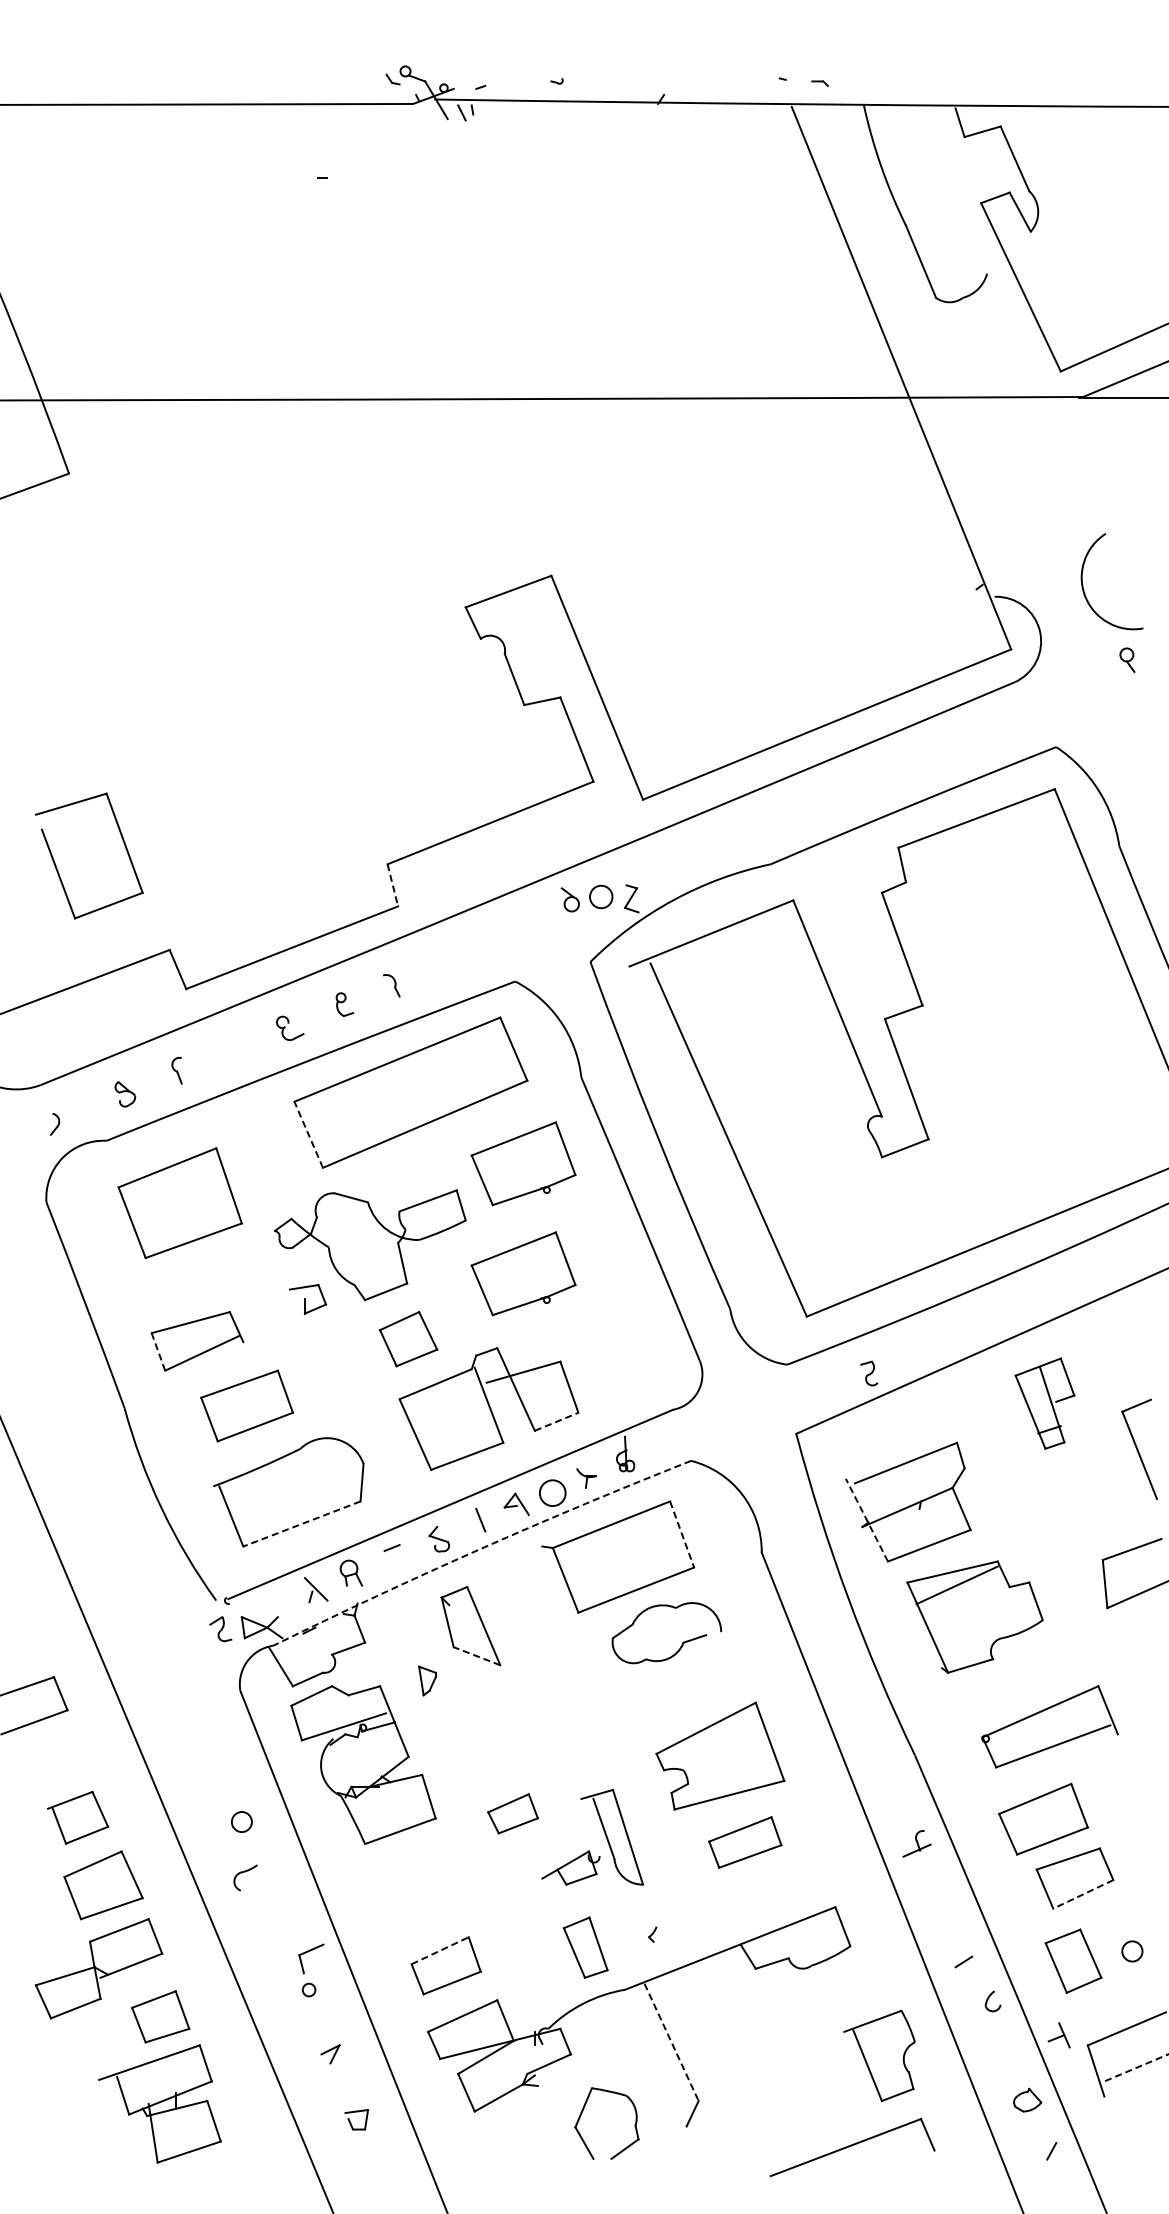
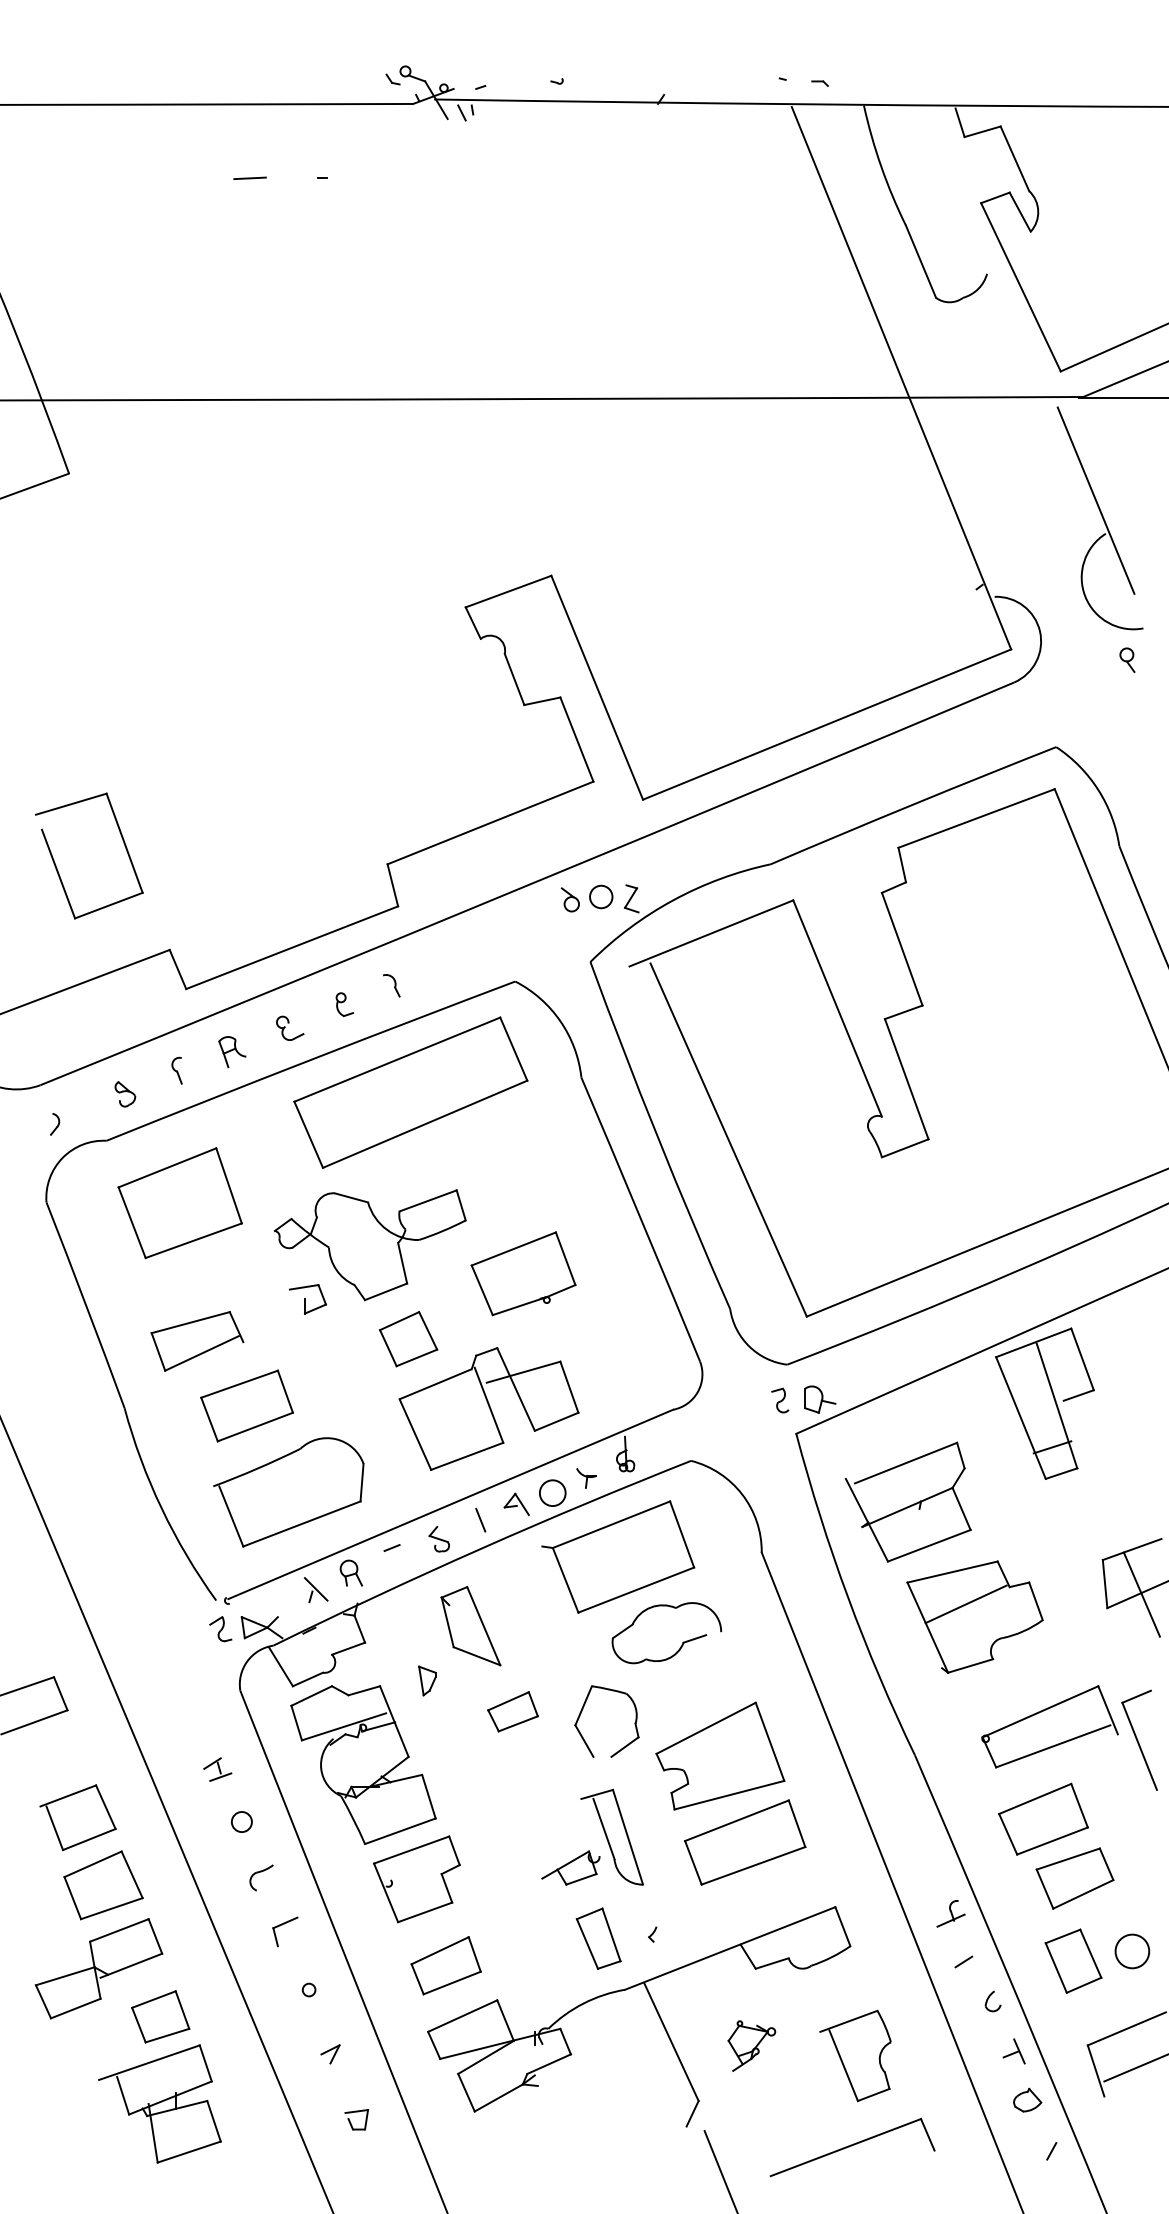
line: none -> present (249, 178)
line: none -> present (1095, 500)
line: dashed -> solid (392, 885)
part: none -> present (232, 1052)
line: dashed -> solid (308, 1134)
part: present -> none (523, 1163)
line: dashed -> solid (158, 1351)
part position: (869, 1373) -> (780, 1400) (780, 1400)
part: none -> present (820, 1399)
part size: 62x93 px -> 100x153 px (1044, 1403)
line: dashed -> solid (556, 1421)
part position: (1139, 1448) -> (1139, 1739) (1139, 1739)
line: dashed -> solid (866, 1519)
line: dashed -> solid (301, 1523)
line: dashed -> solid (682, 1534)
arc: dashed -> solid (480, 1549)
line position: (956, 1585) -> (965, 1604) (965, 1604)
line: none -> present (1141, 1594)
line: dashed -> solid (477, 1656)
part: none -> present (217, 1769)
part position: (512, 1813) -> (512, 1711) (512, 1711)
part size: 63x55 px -> 78x68 px (77, 1817)
part size: 75x53 px -> 123x87 px (745, 1842)
part position: (916, 1843) -> (950, 1913) (950, 1913)
part position: (245, 1877) -> (261, 1877) (261, 1877)
part: none -> present (416, 1879)
line: dashed -> solid (1082, 1894)
part position: (585, 1947) -> (598, 1938) (598, 1938)
line: dashed -> solid (440, 1950)
circle diameter: 20 px -> 34 px (1132, 1951)
part position: (308, 1952) -> (282, 1925) (282, 1925)
part position: (1058, 2035) -> (1013, 2051) (1013, 2051)
line: dashed -> solid (671, 2042)
part: none -> present (751, 2045)
part position: (879, 2055) -> (855, 2055) (855, 2055)
line: dashed -> solid (1136, 2067)
part position: (583, 2111) -> (583, 1709) (583, 1709)
line: none -> present (720, 2170)
